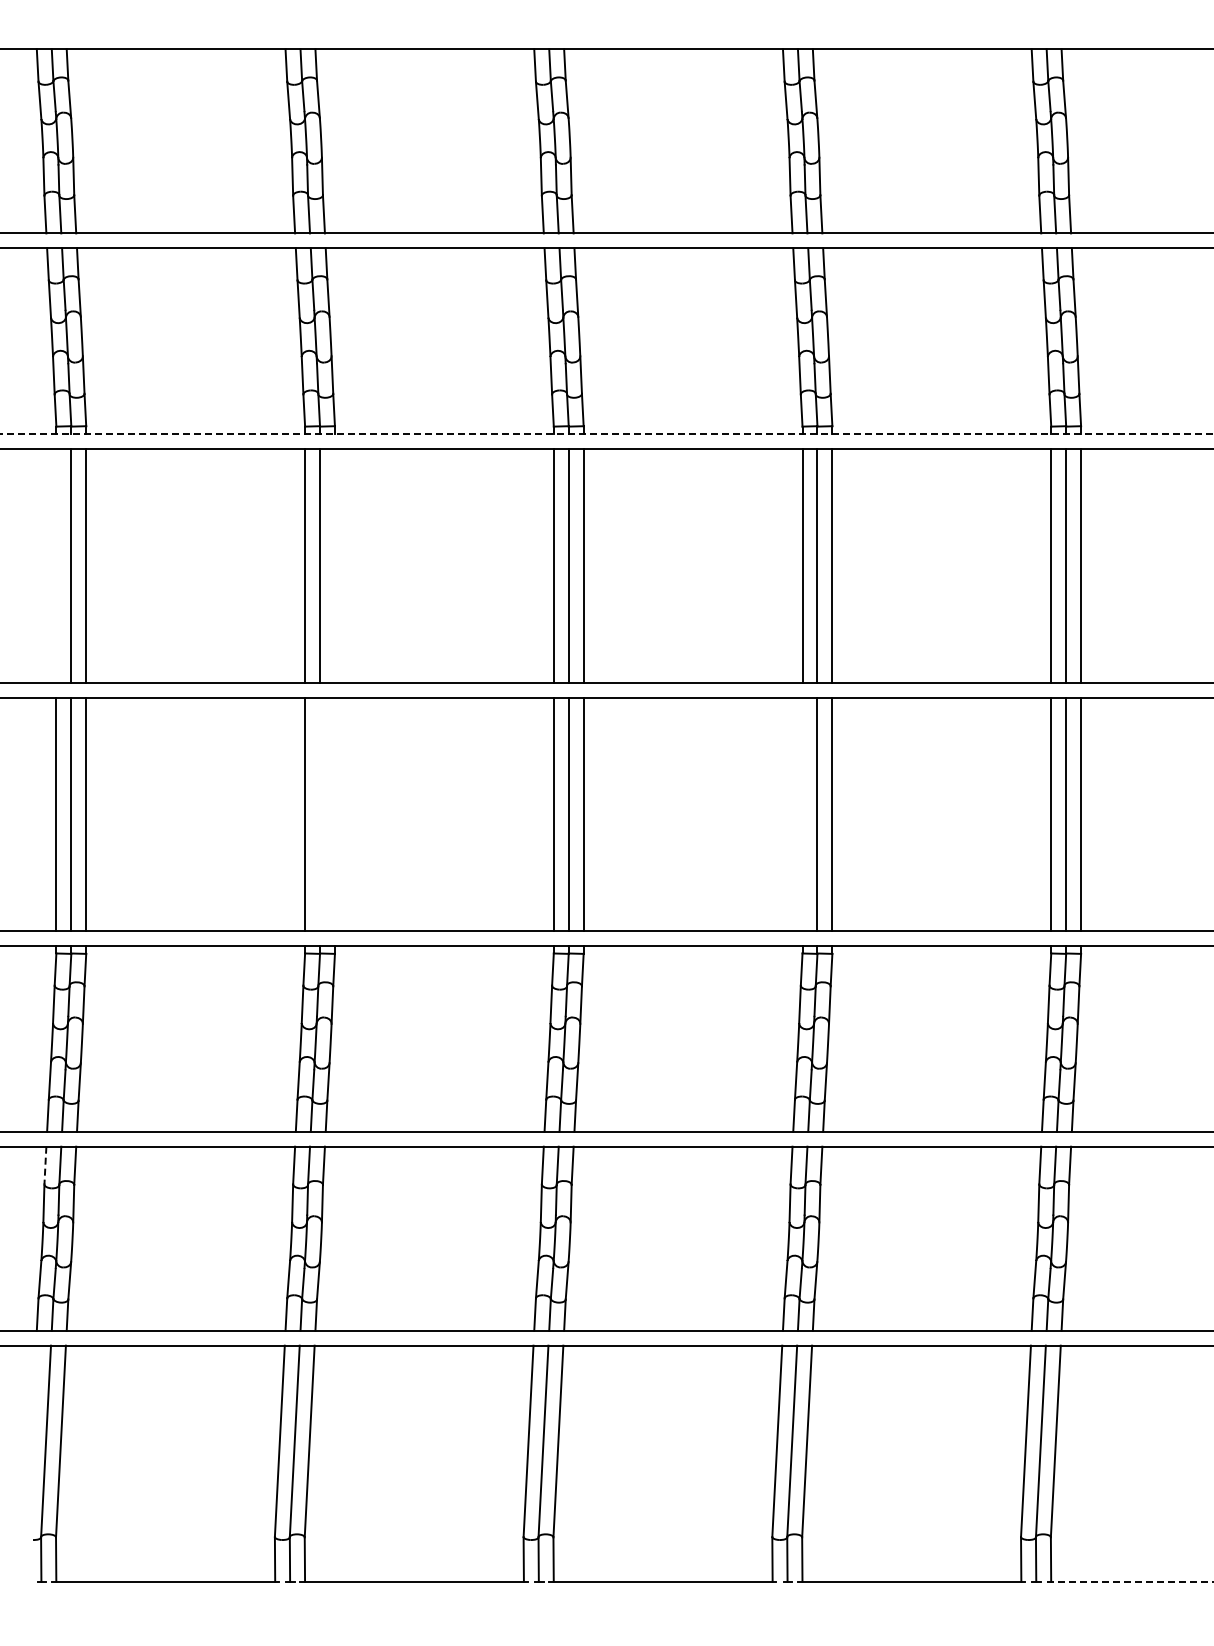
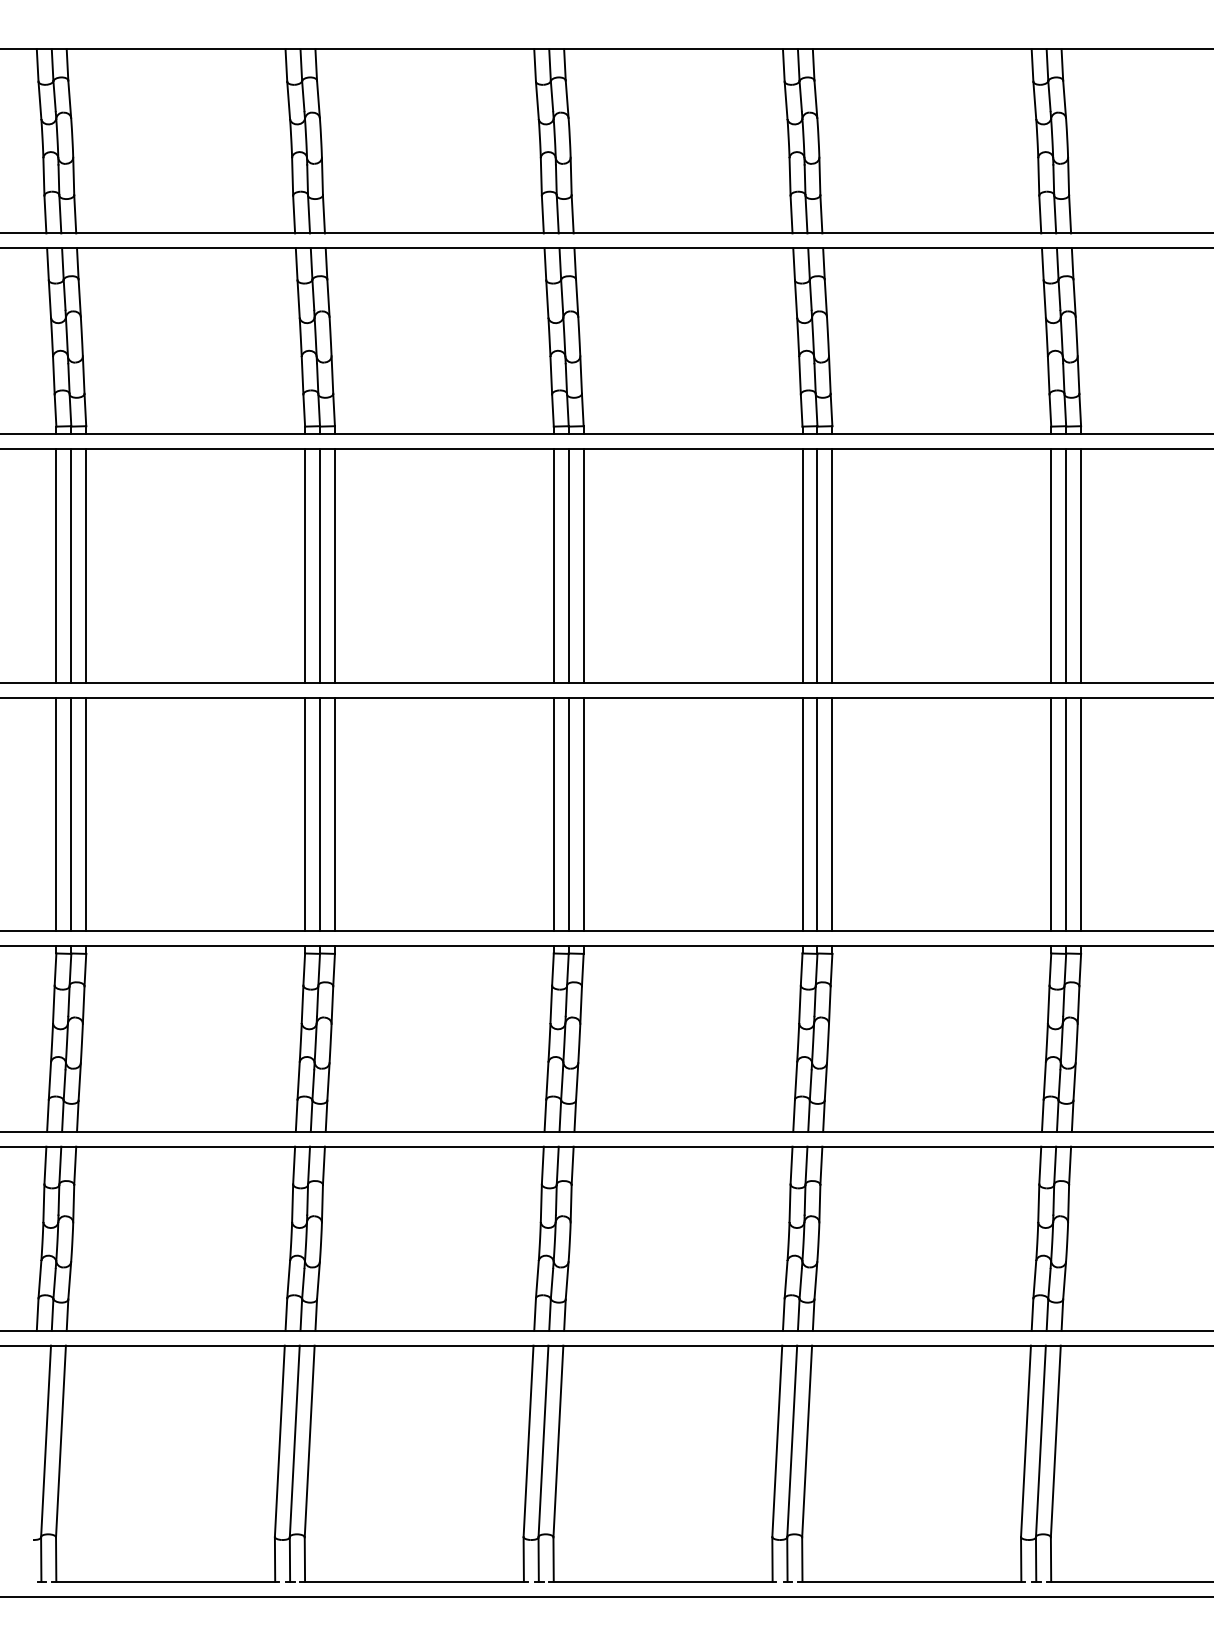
line: dashed -> solid (606, 433)
line: none -> present (56, 565)
line: none -> present (334, 565)
line: none -> present (320, 814)
line: none -> present (334, 814)
line: none -> present (802, 814)
line: dashed -> solid (45, 1165)
line: dashed -> solid (1129, 1581)
line: none -> present (606, 1596)
